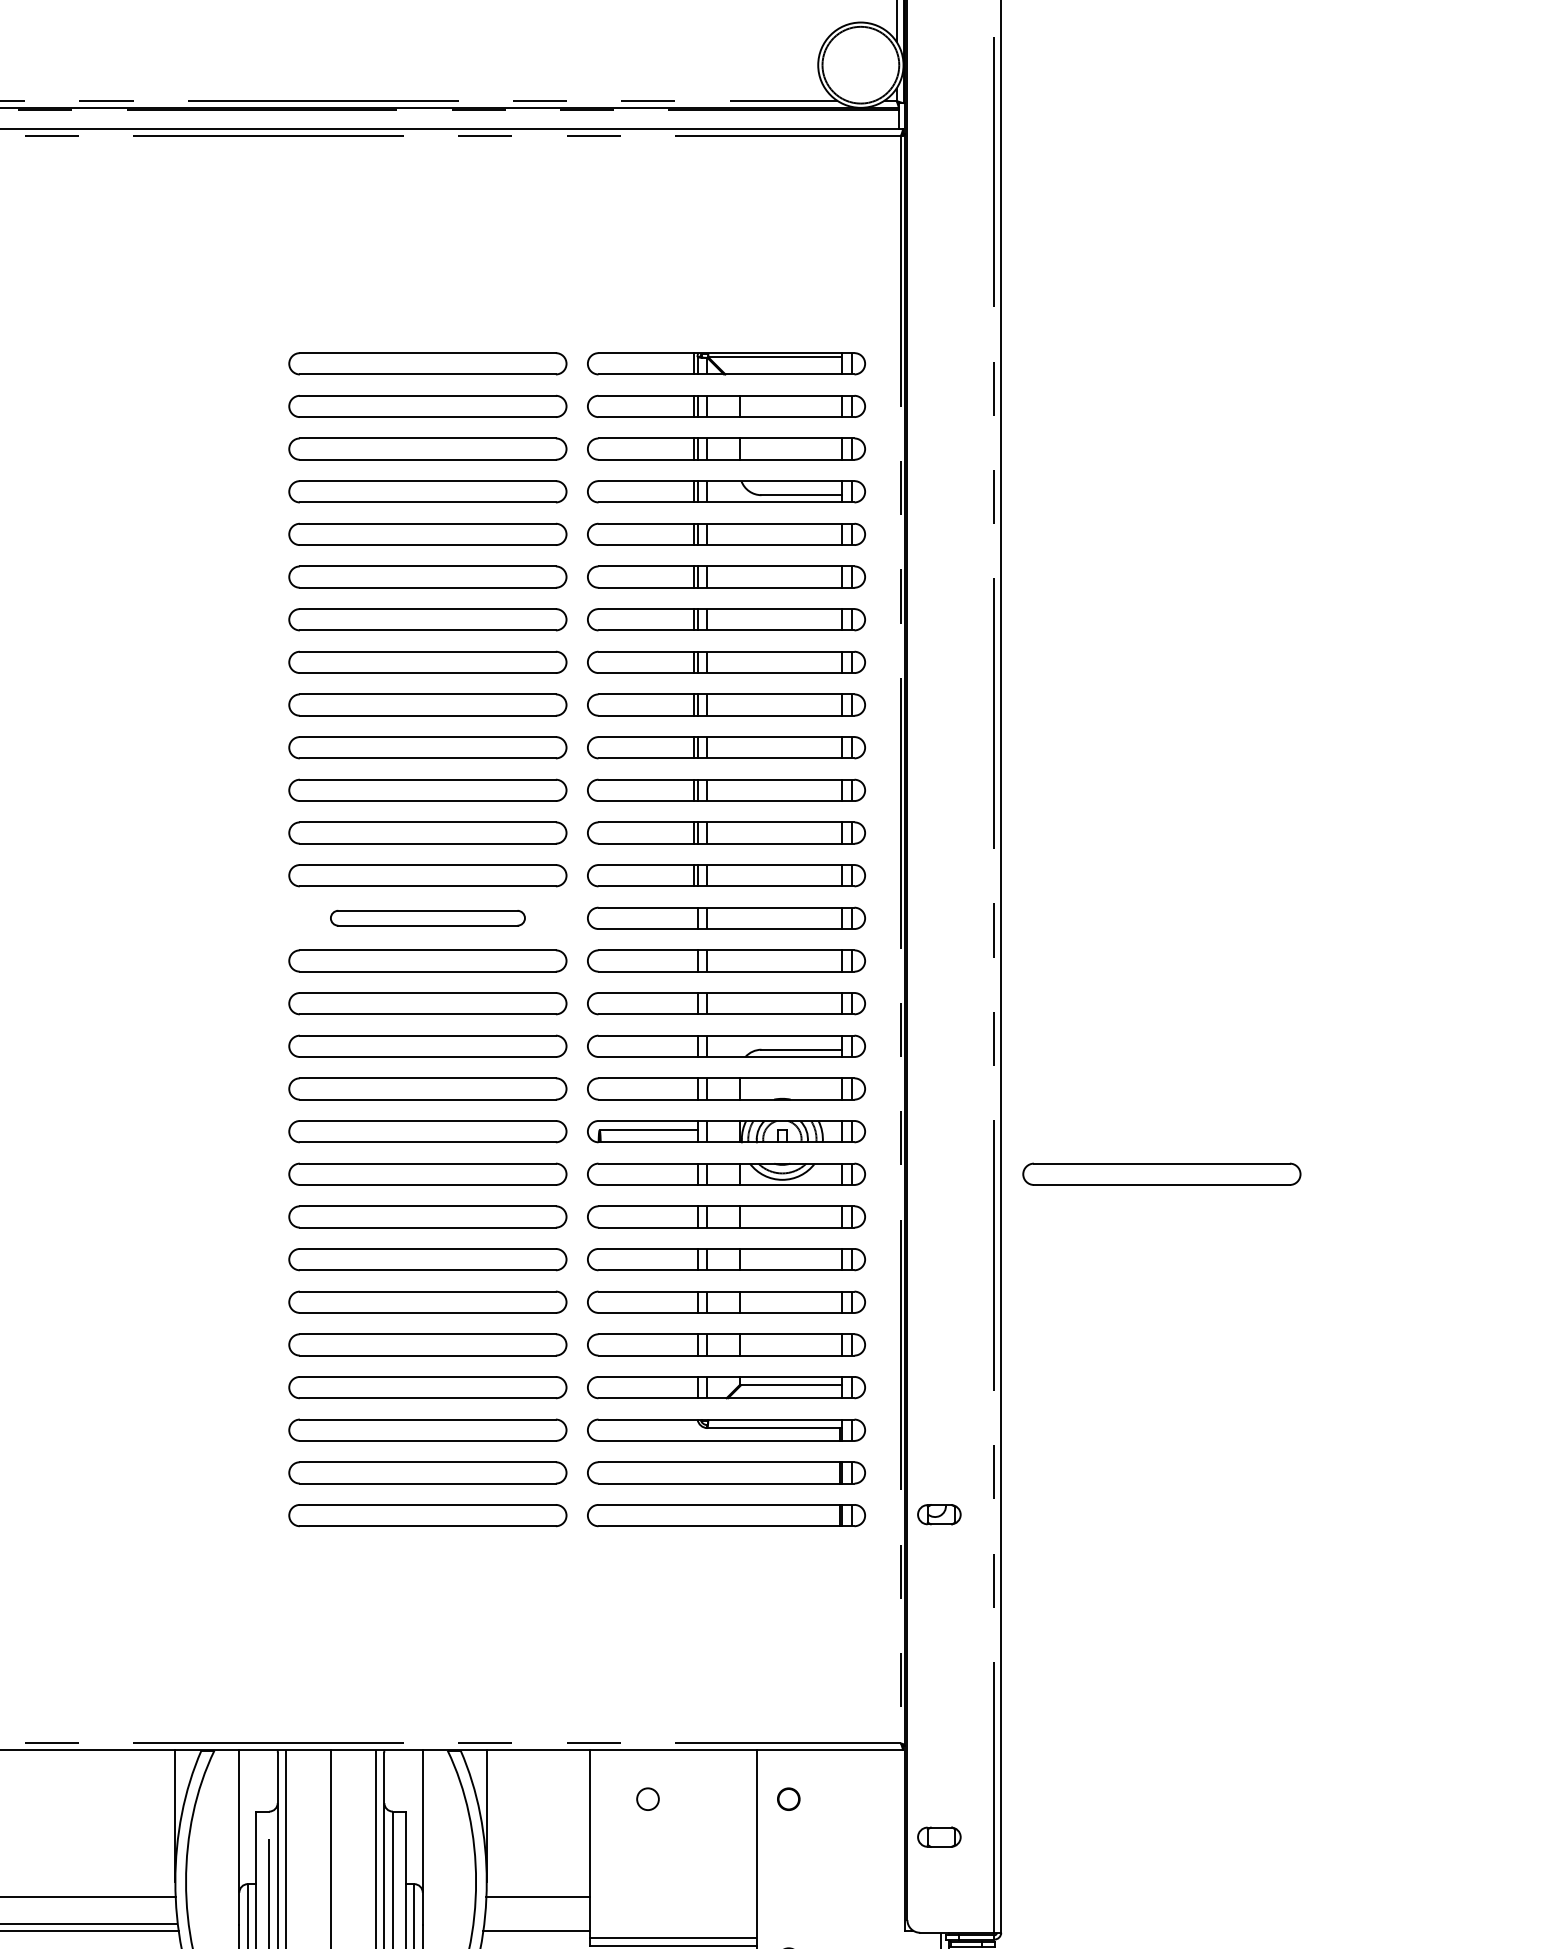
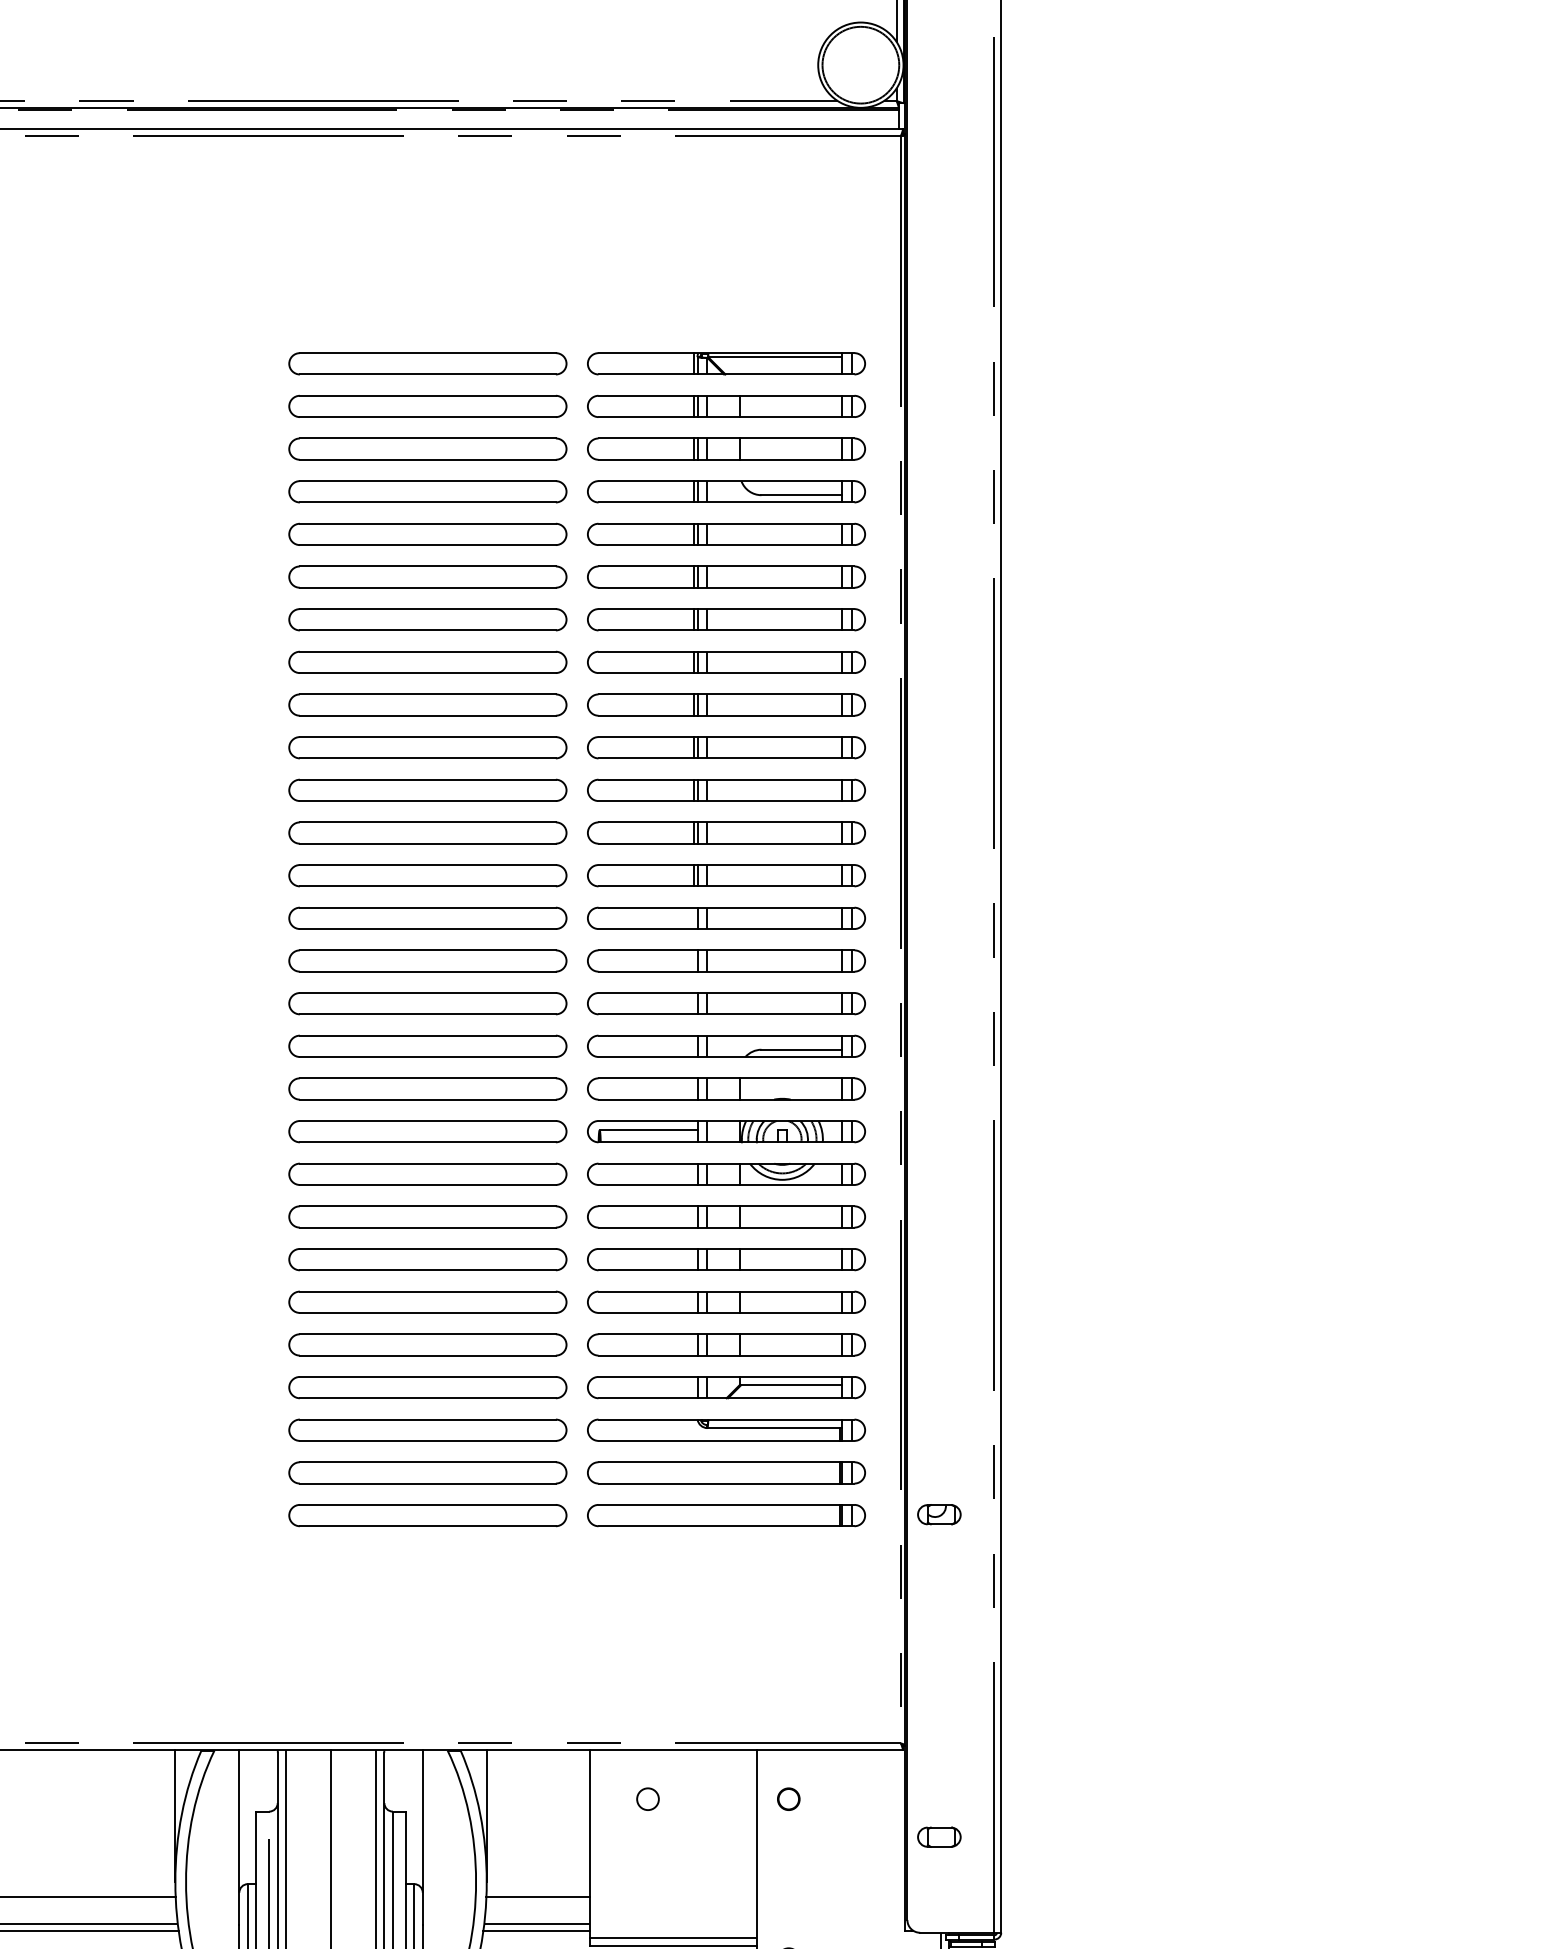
part size: 196x17 px -> 280x24 px (427, 917)
part: present -> none (1161, 1173)
line: none -> present (537, 1923)
